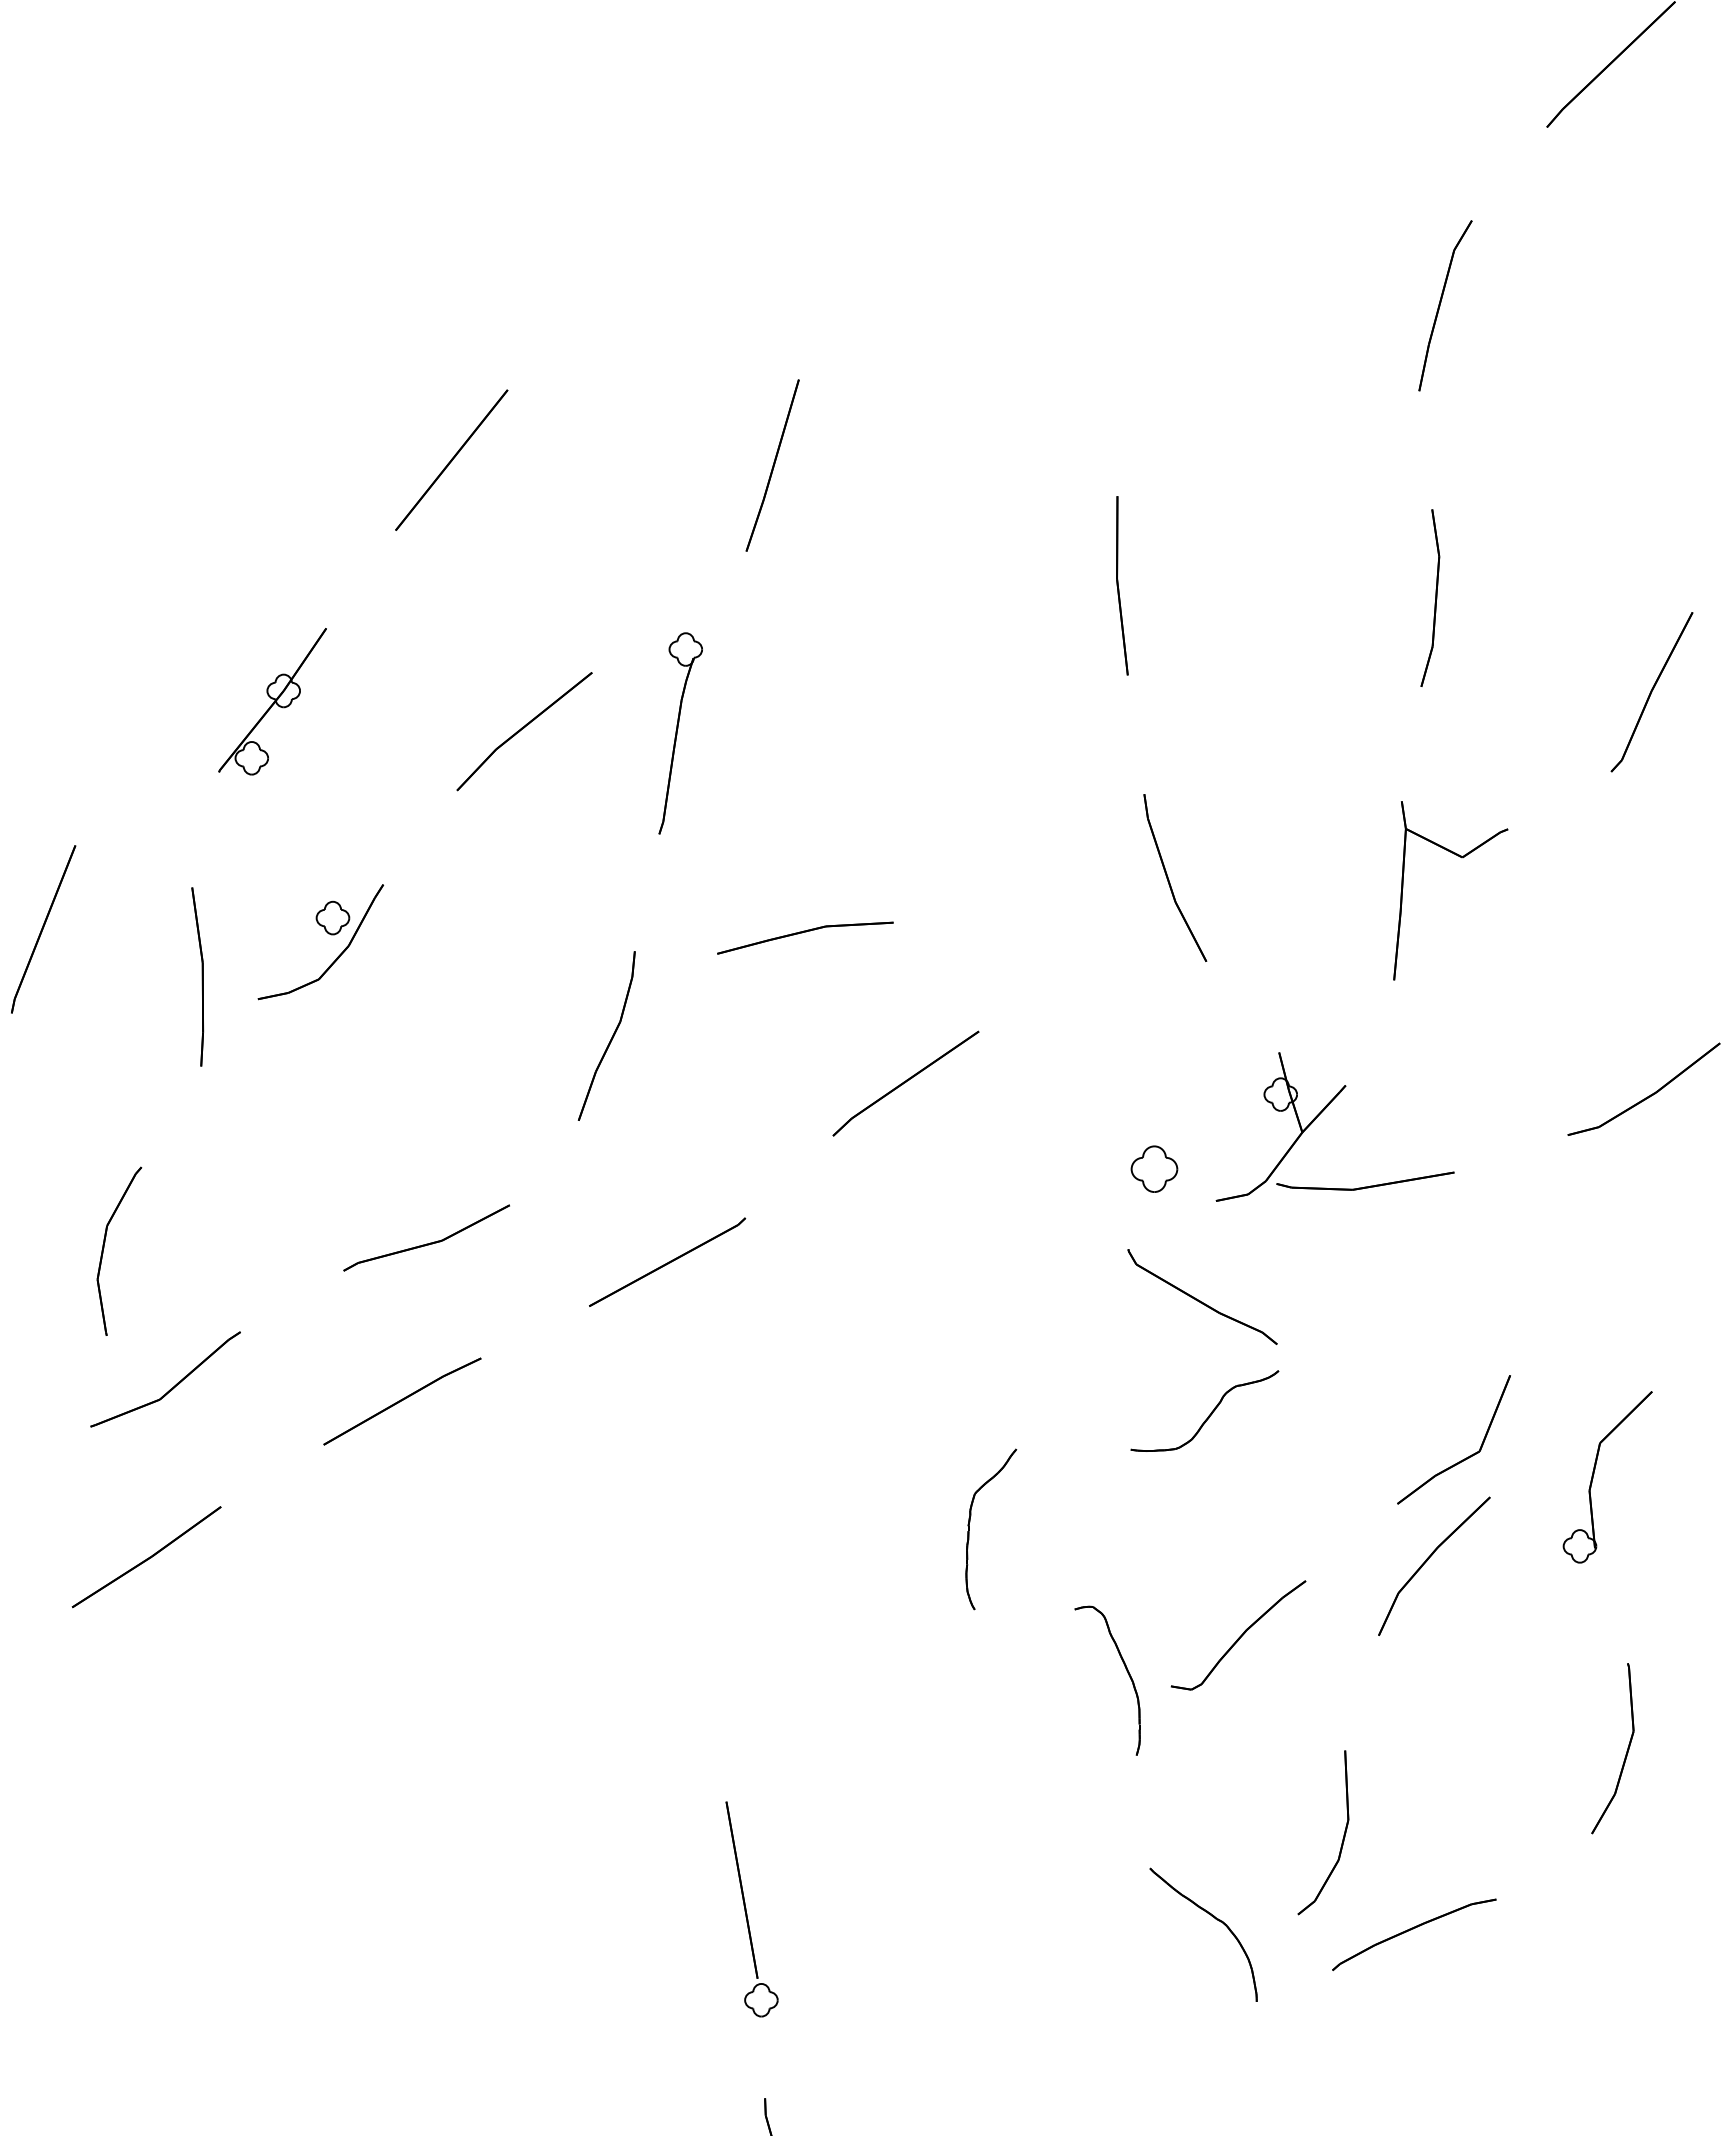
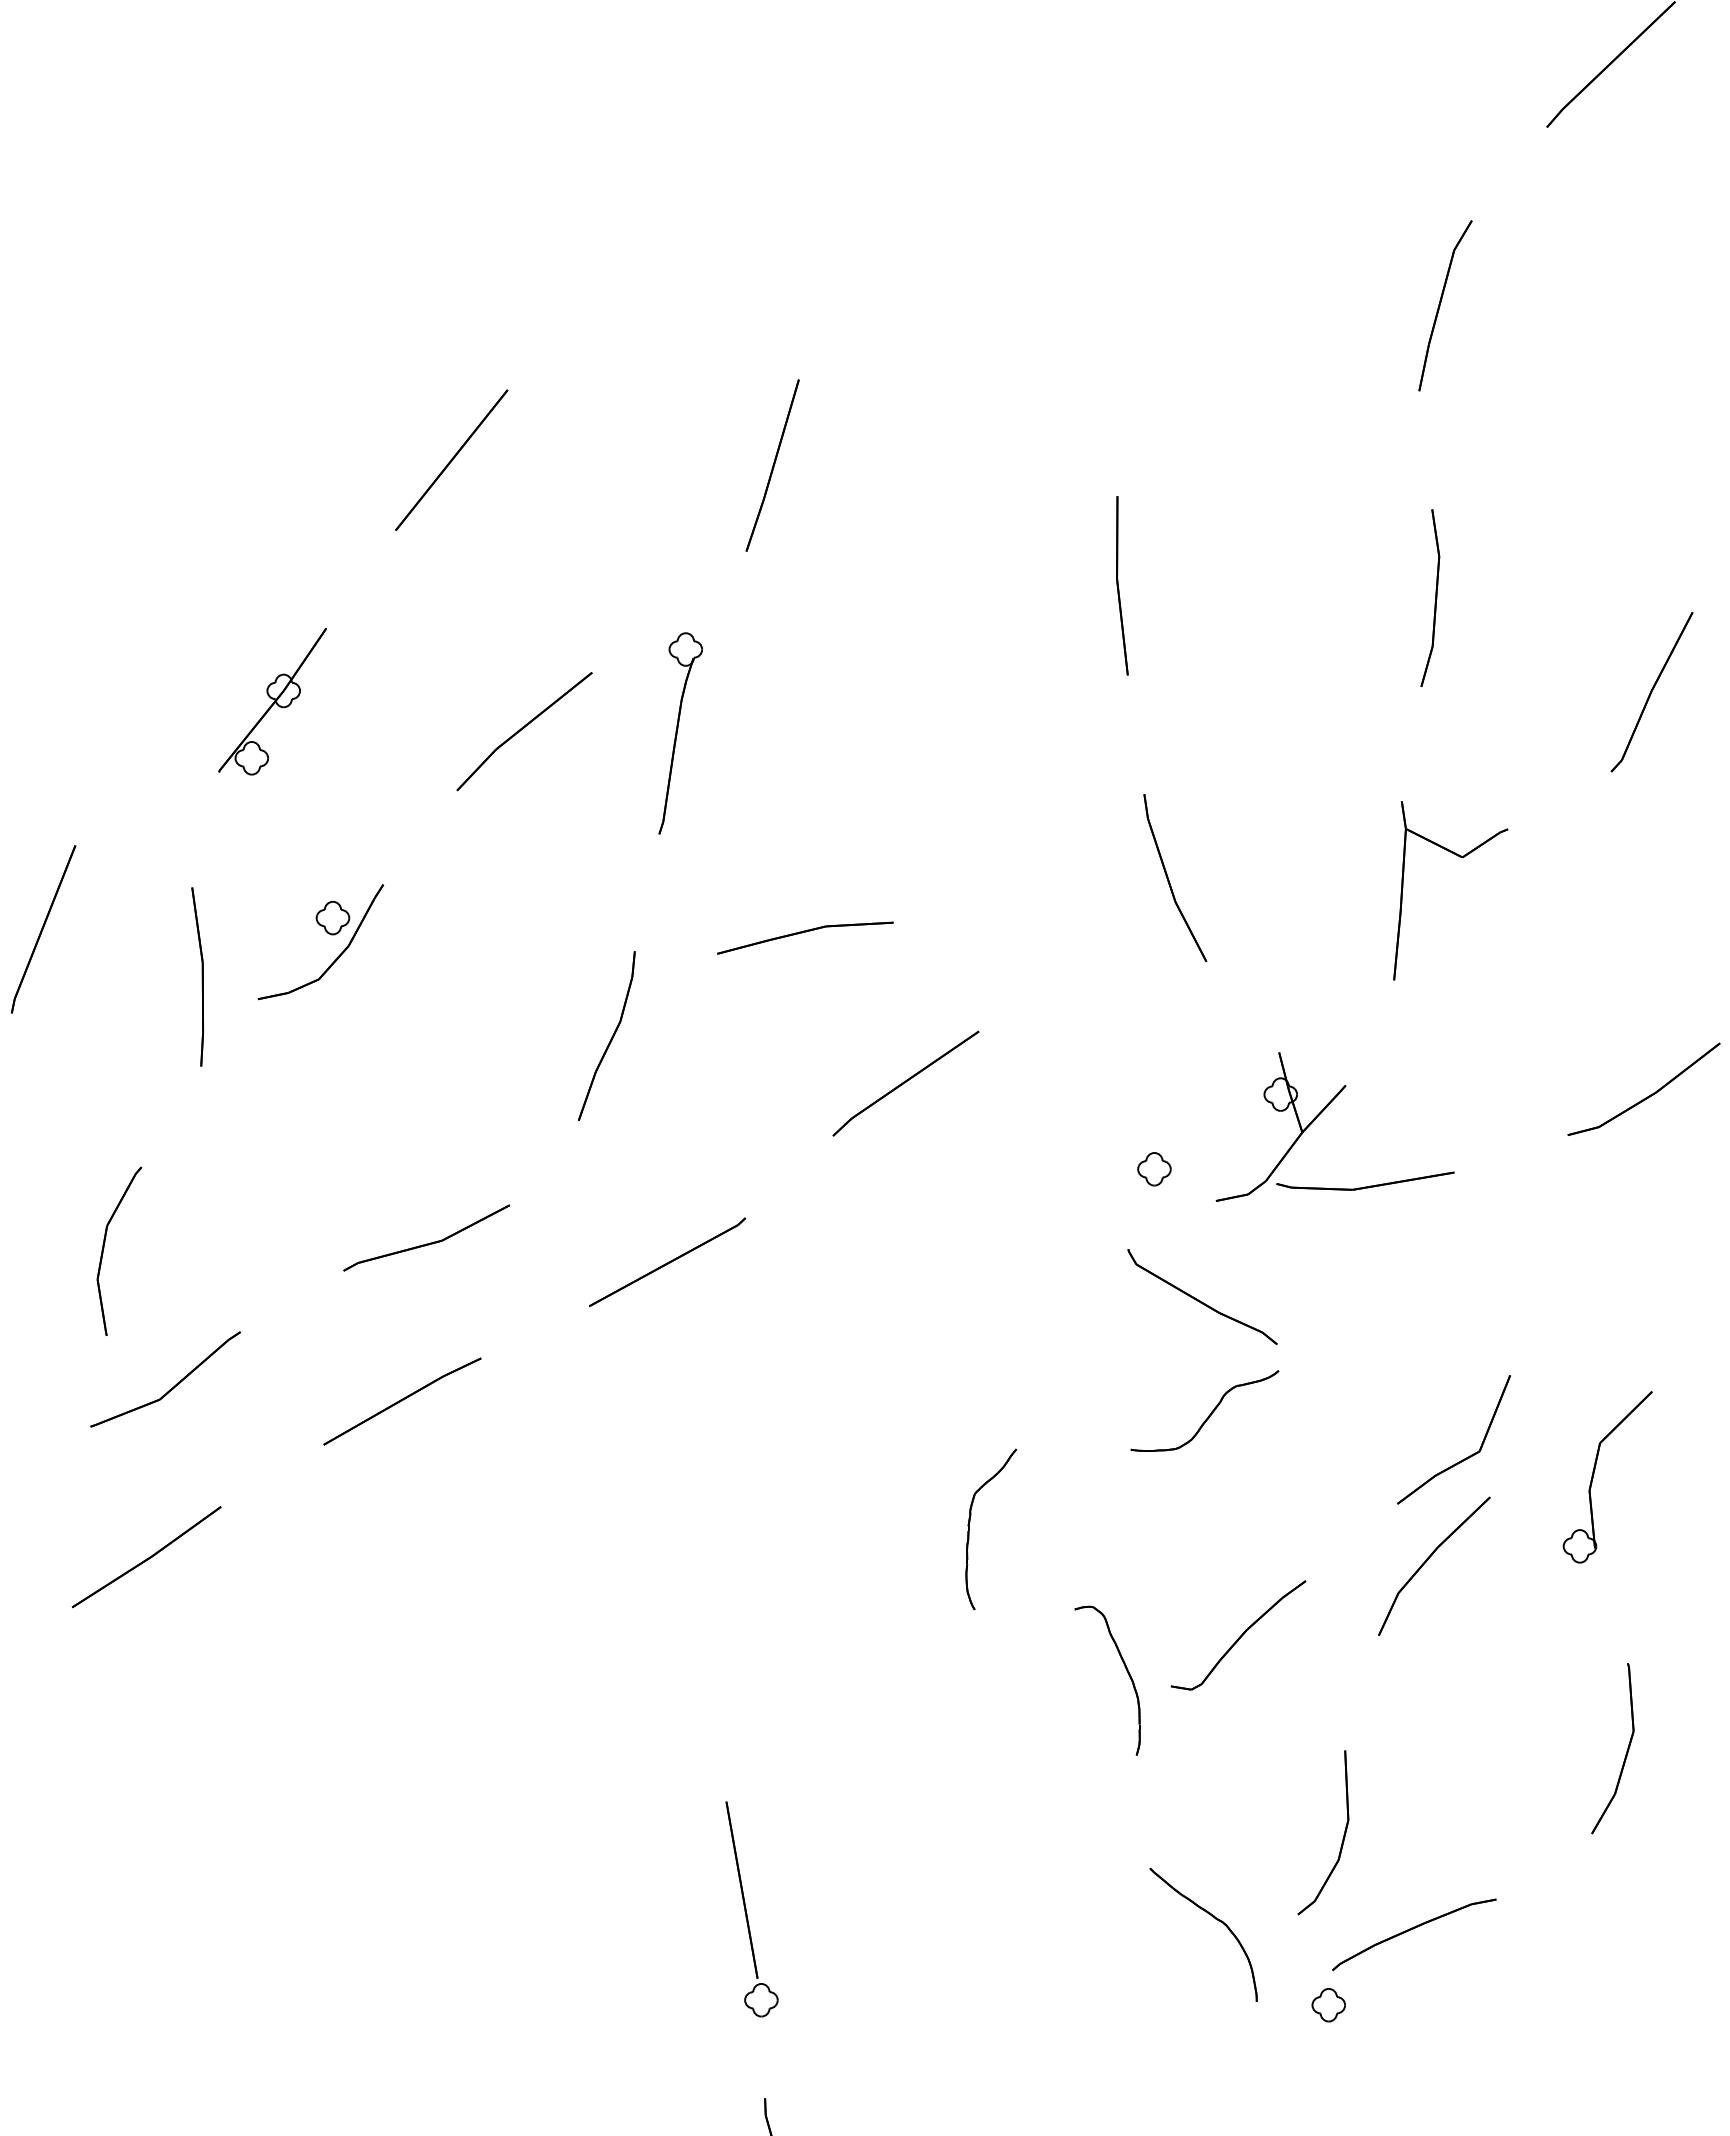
part size: 49x48 px -> 35x35 px (1154, 1169)
part: none -> present (1328, 2005)
